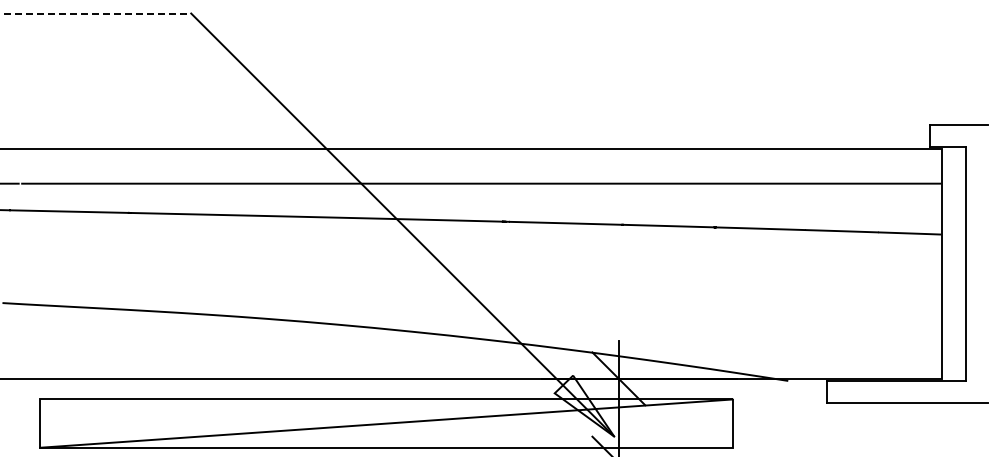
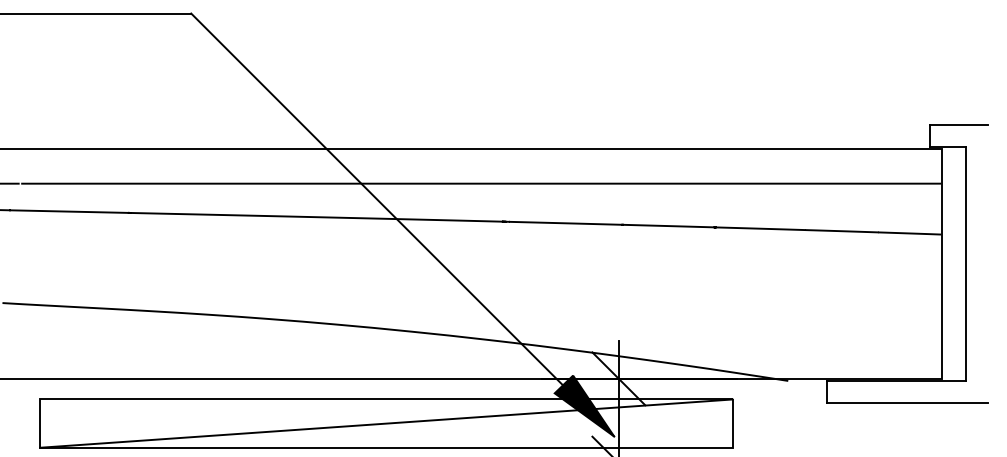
line: dashed -> solid (96, 13)
fill: none -> present (584, 405)
